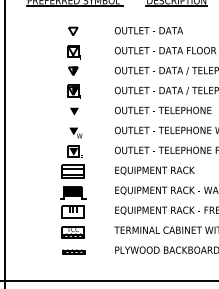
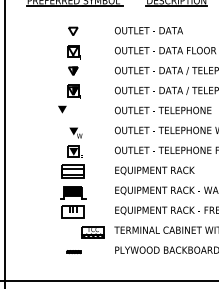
part position: (74, 111) -> (62, 109) (62, 109)
part position: (72, 232) -> (92, 232) (92, 232)
part size: 24x6 px -> 16x5 px (73, 252)
